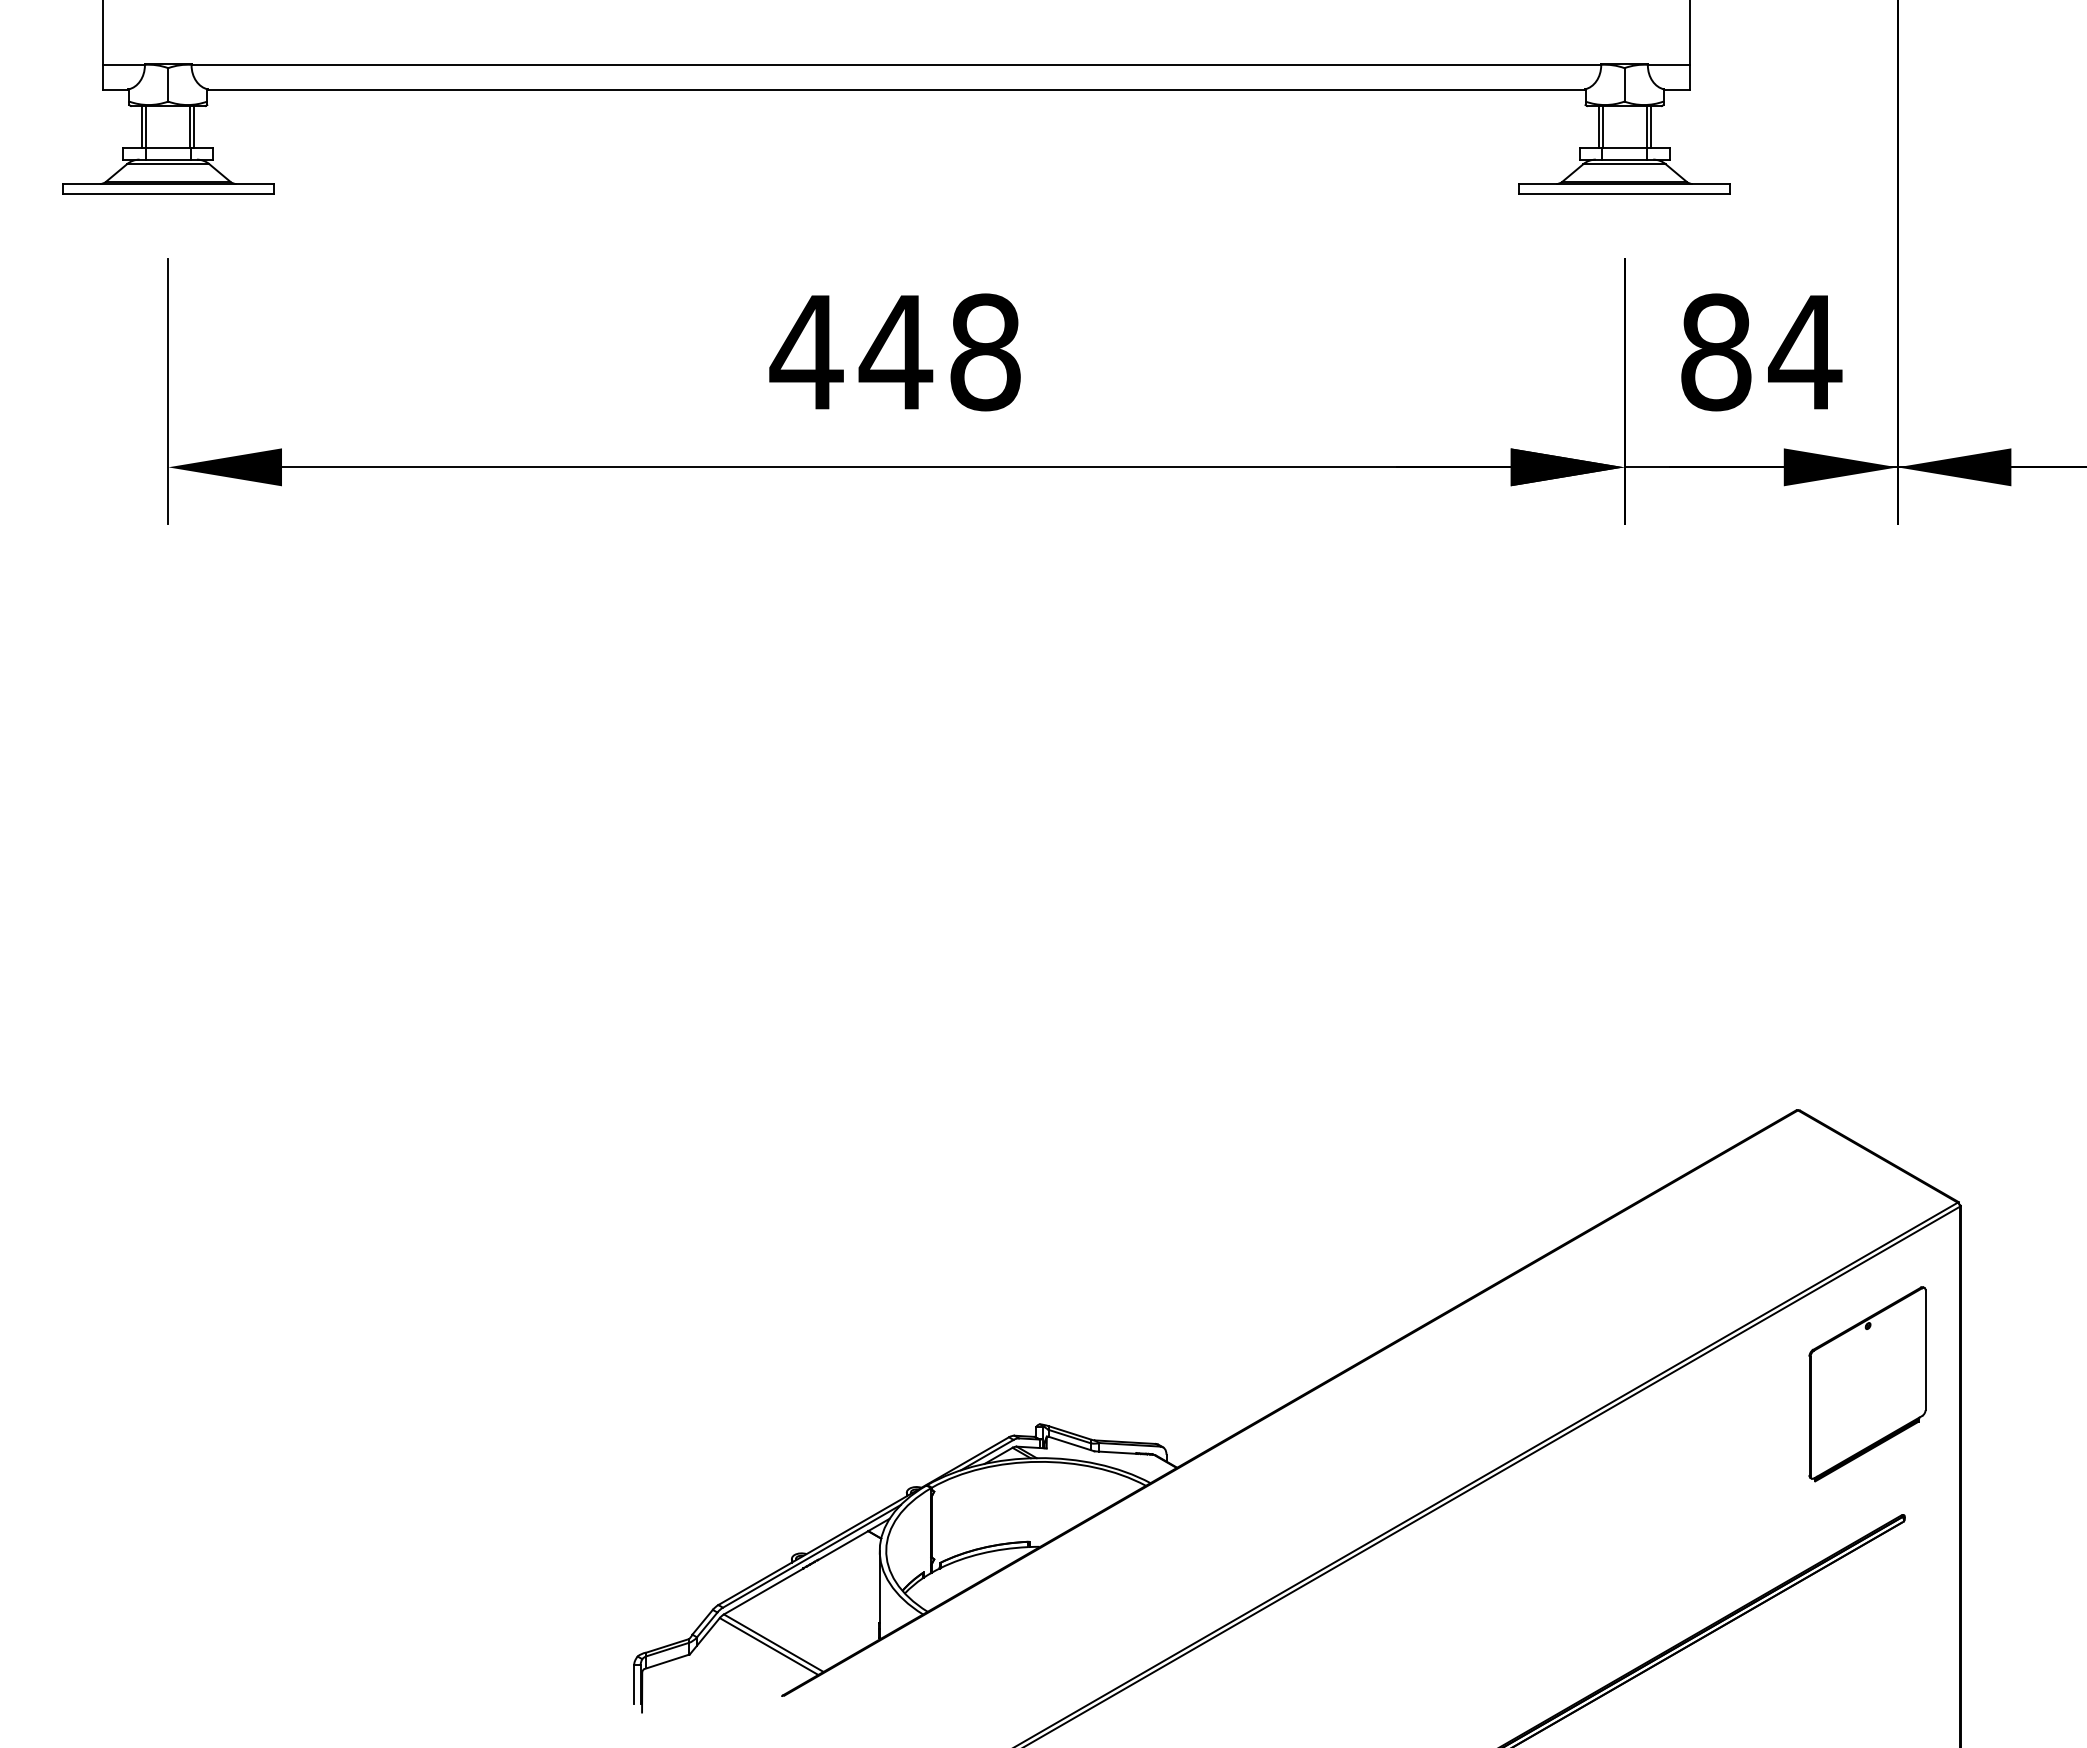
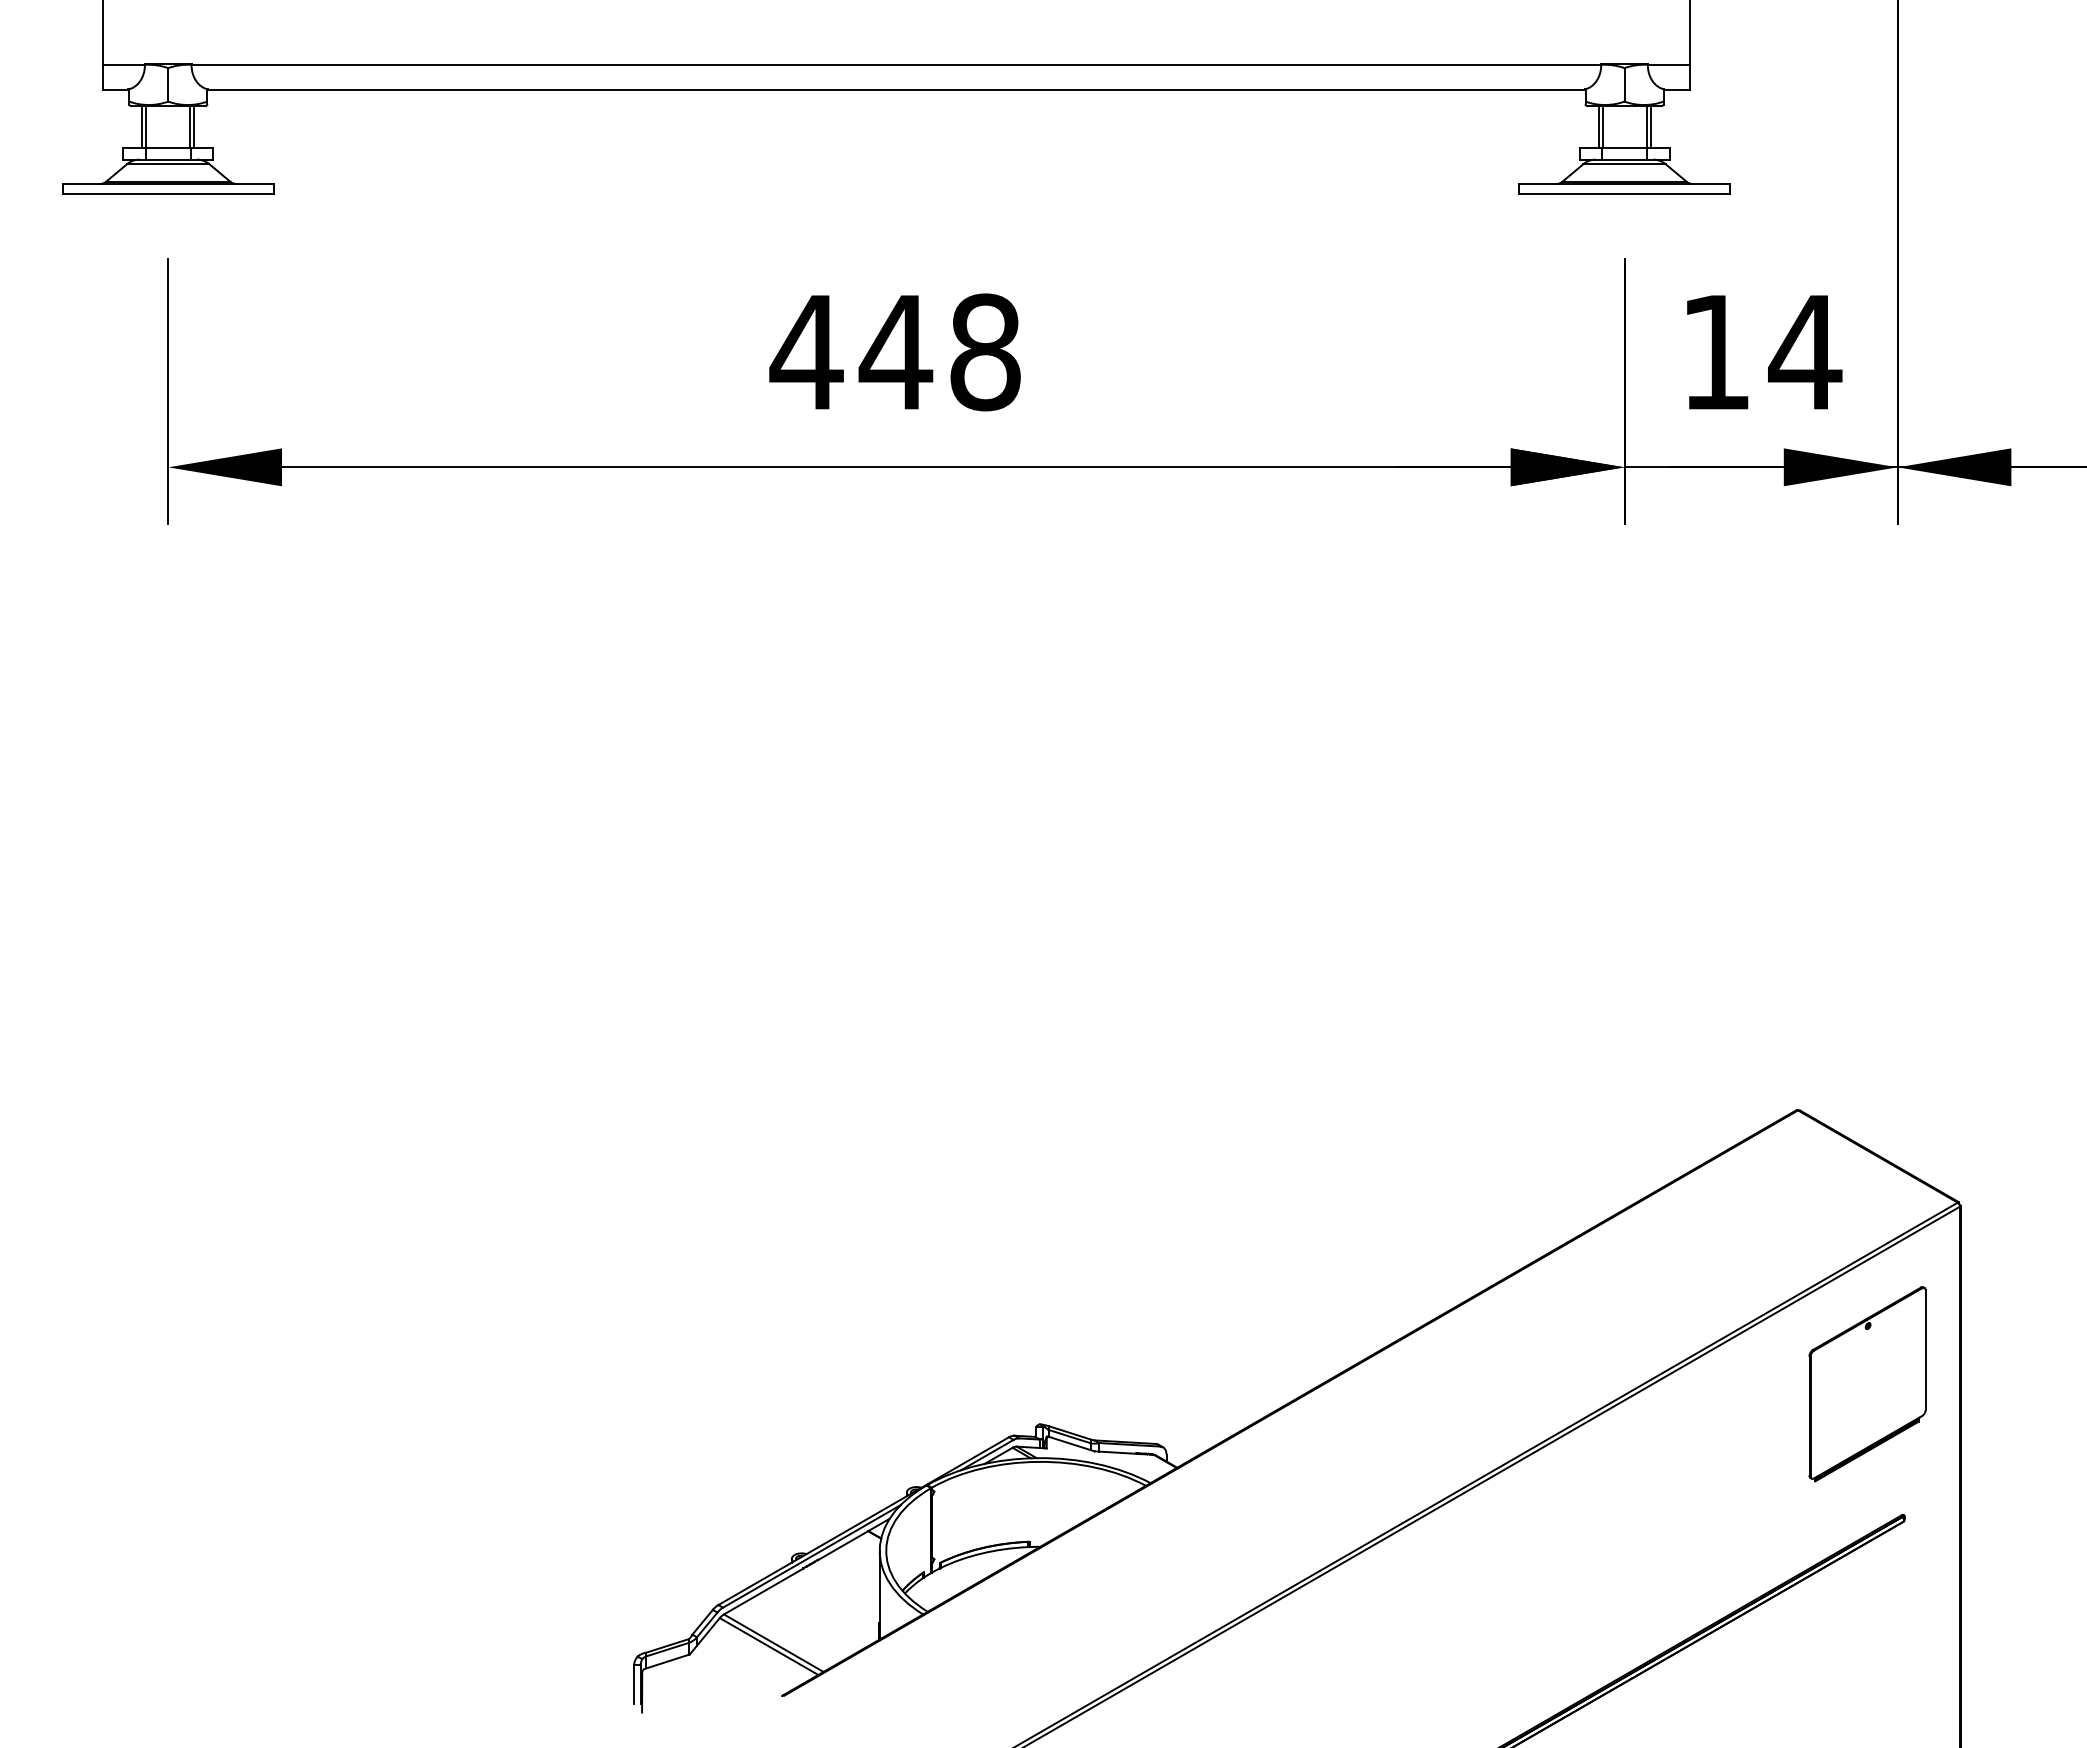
text: 84 -> 14 (1716, 352)
